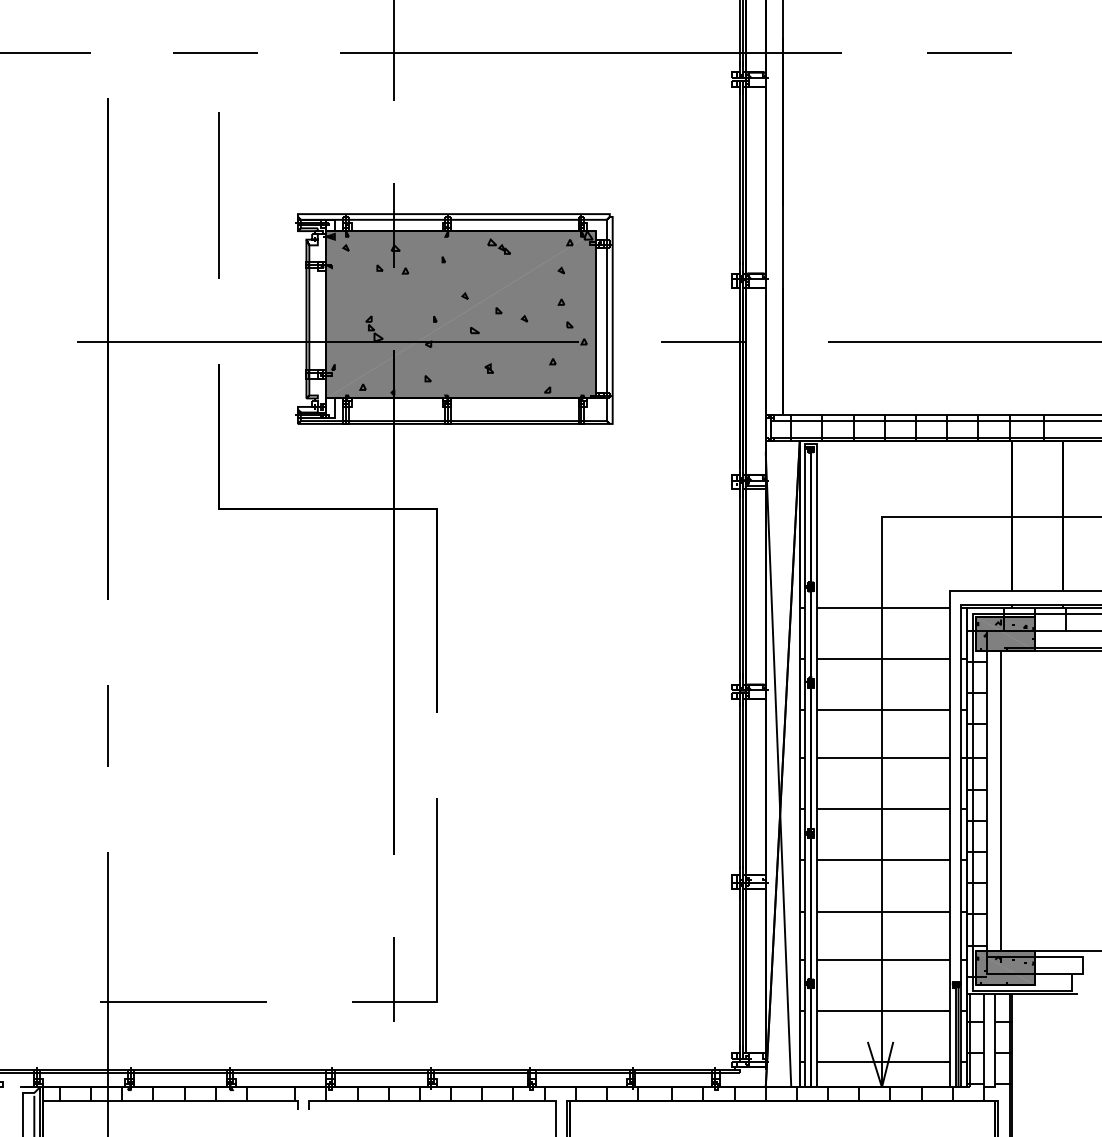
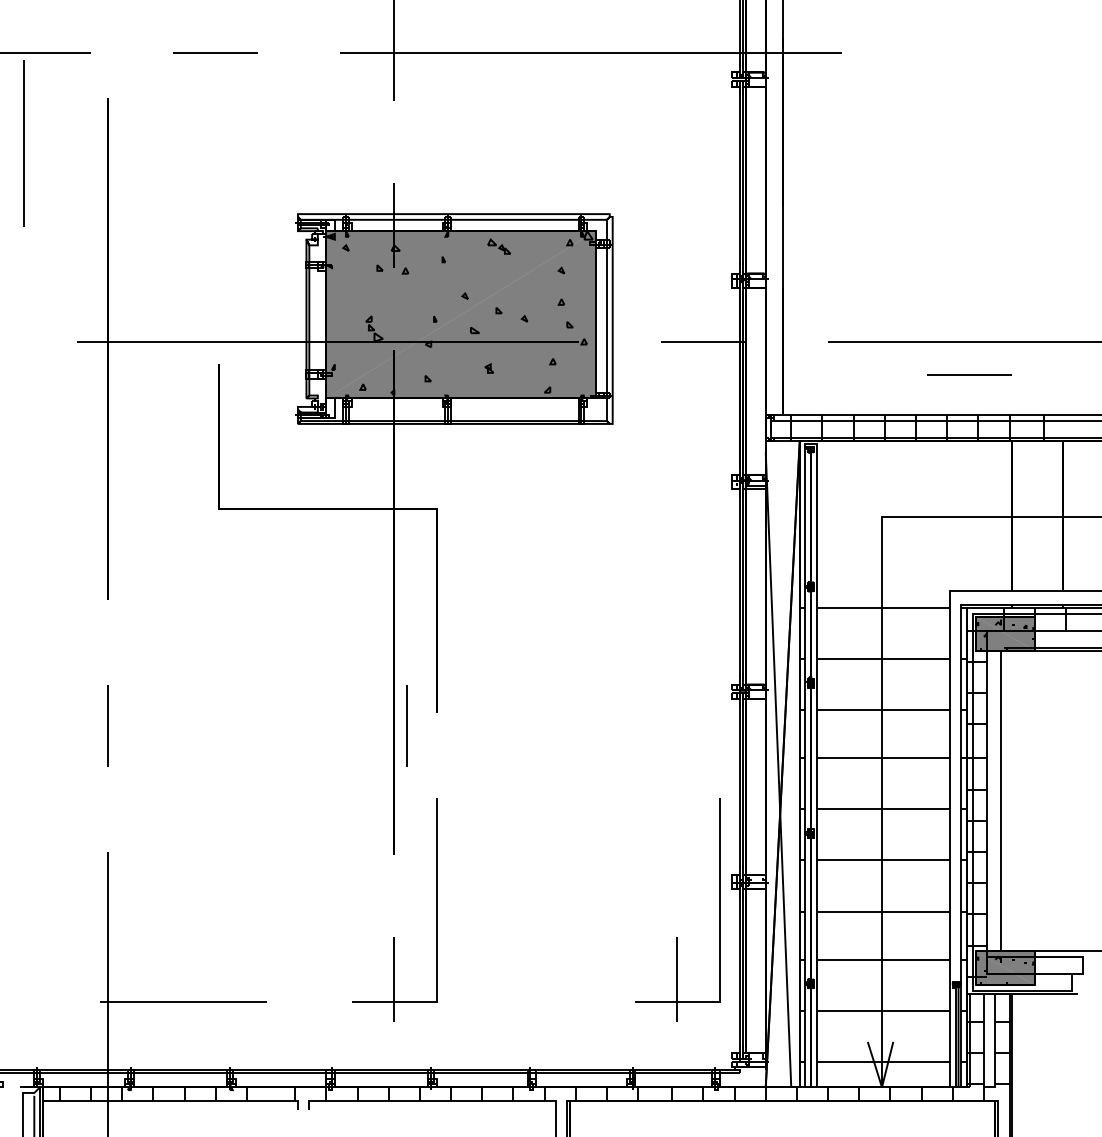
line position: (969, 52) -> (969, 374) (969, 374)
line position: (218, 195) -> (23, 143) (23, 143)
line: none -> present (406, 725)
part: none -> present (677, 937)
